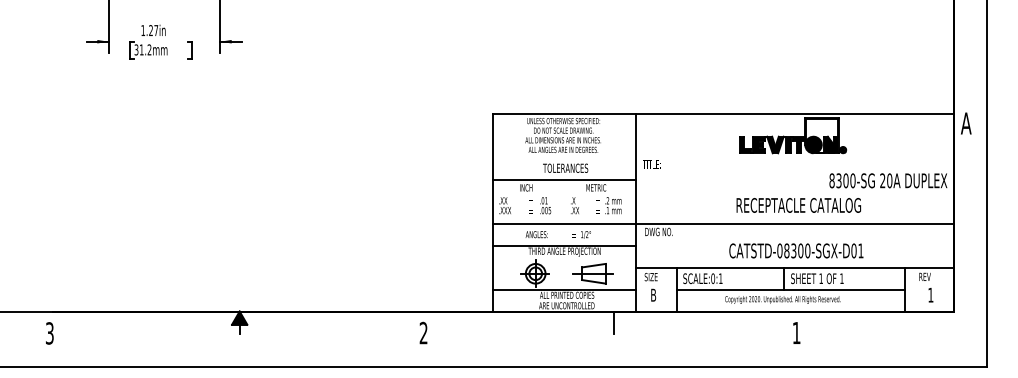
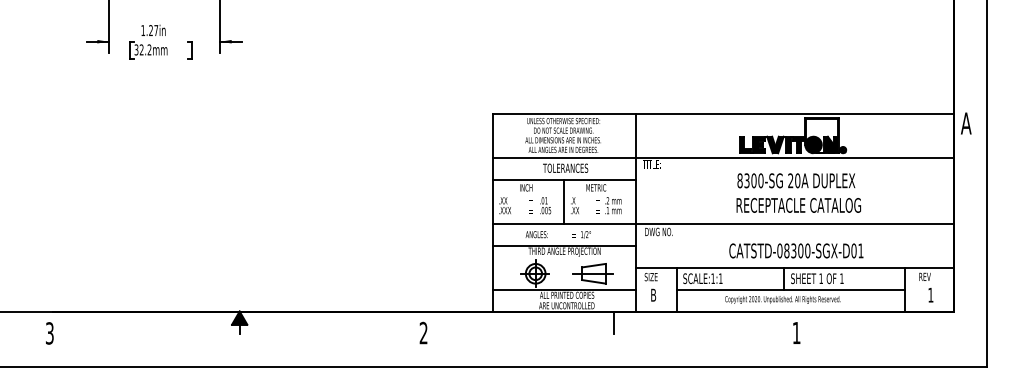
text: 31.2mm -> 32.2mm (141, 49)
line: none -> present (723, 157)
text position: (888, 180) -> (796, 180) (796, 180)
line: none -> present (564, 201)
text: SCALE:0:1 -> SCALE:1:1 (713, 278)
